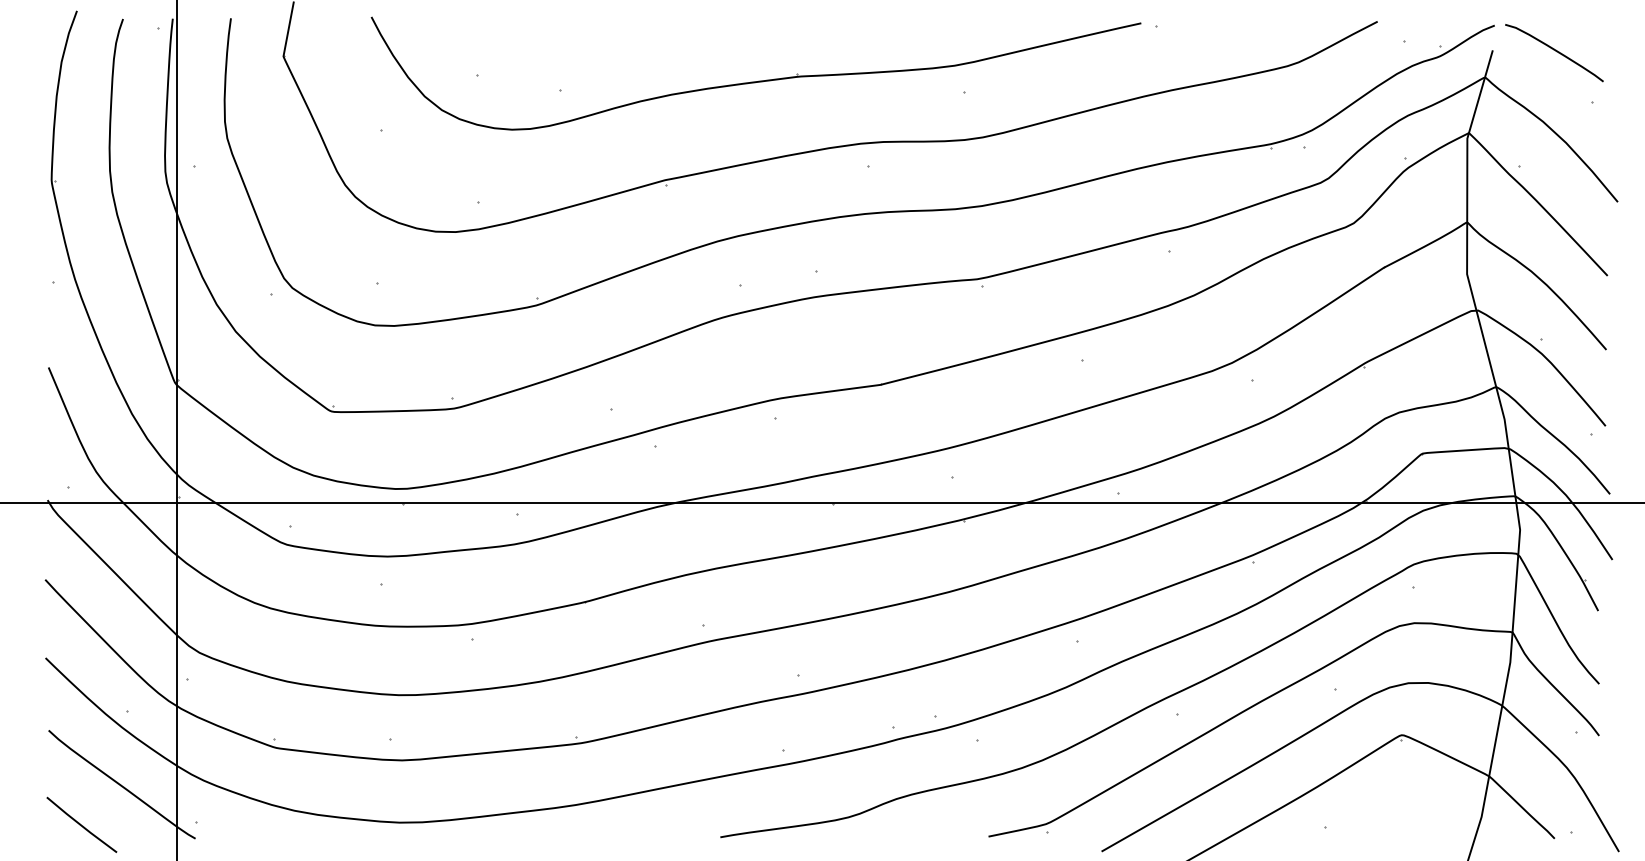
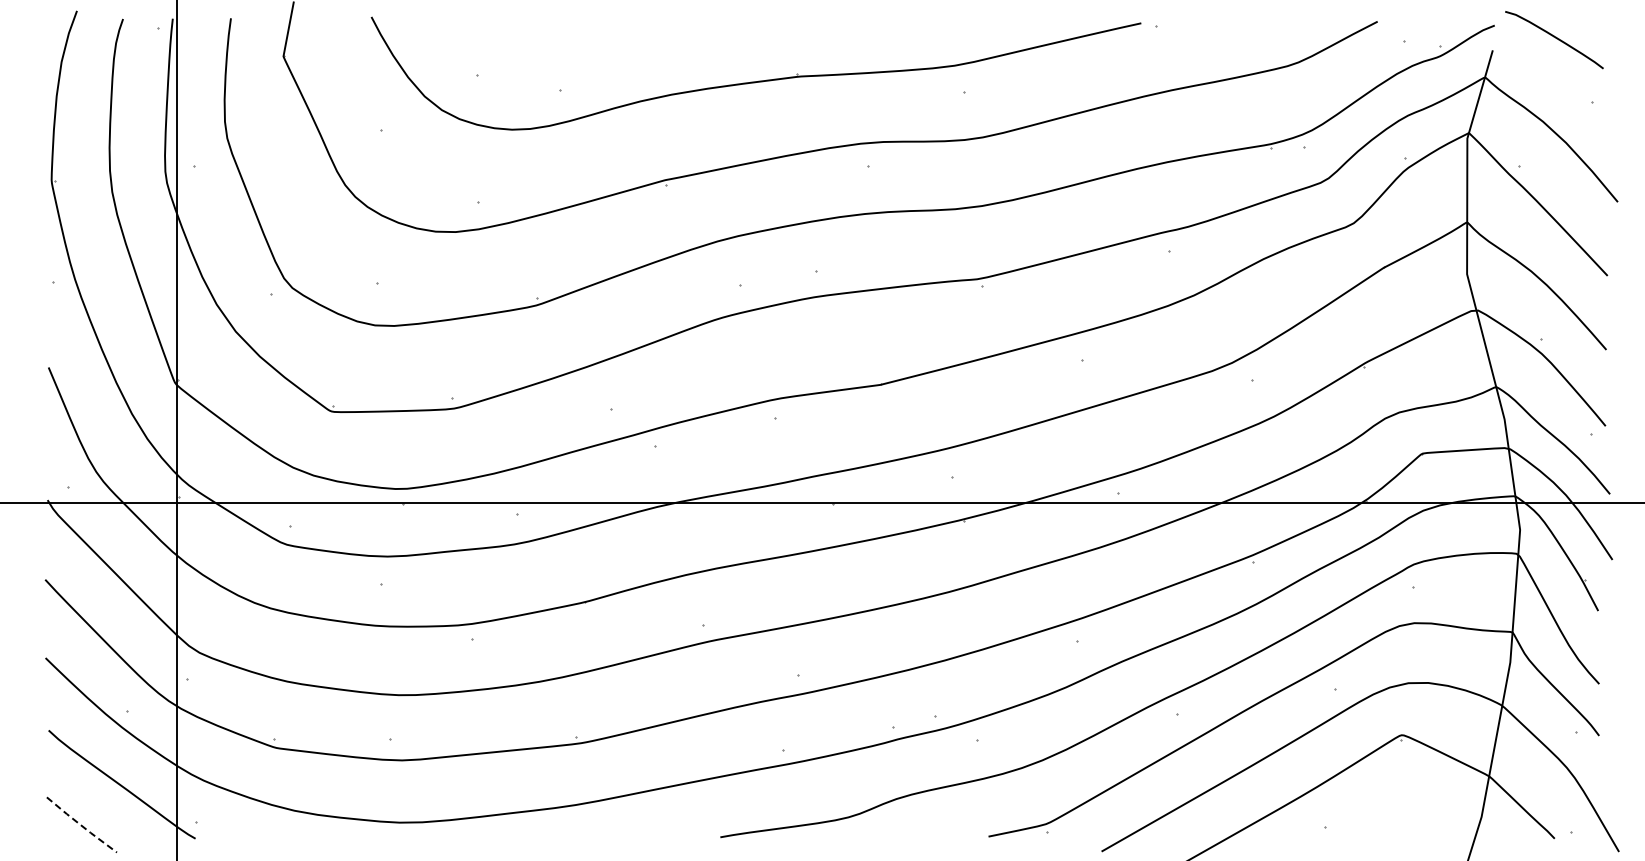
curve position: (1555, 51) -> (1555, 38) (1555, 38)
line: solid -> dashed (81, 825)
